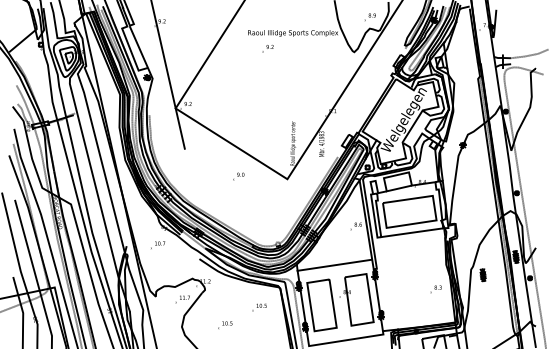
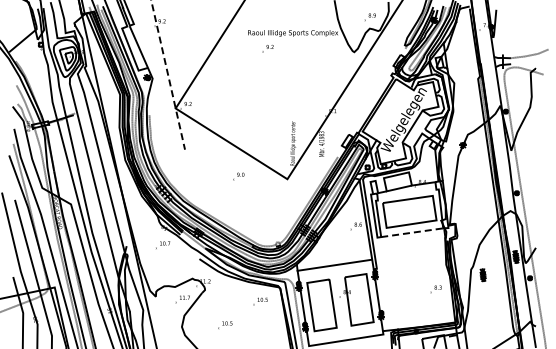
line: solid -> dashed (168, 74)
line: solid -> dashed (412, 232)
text position: (158, 244) -> (163, 244) (163, 244)
text position: (259, 307) -> (260, 301) (260, 301)
